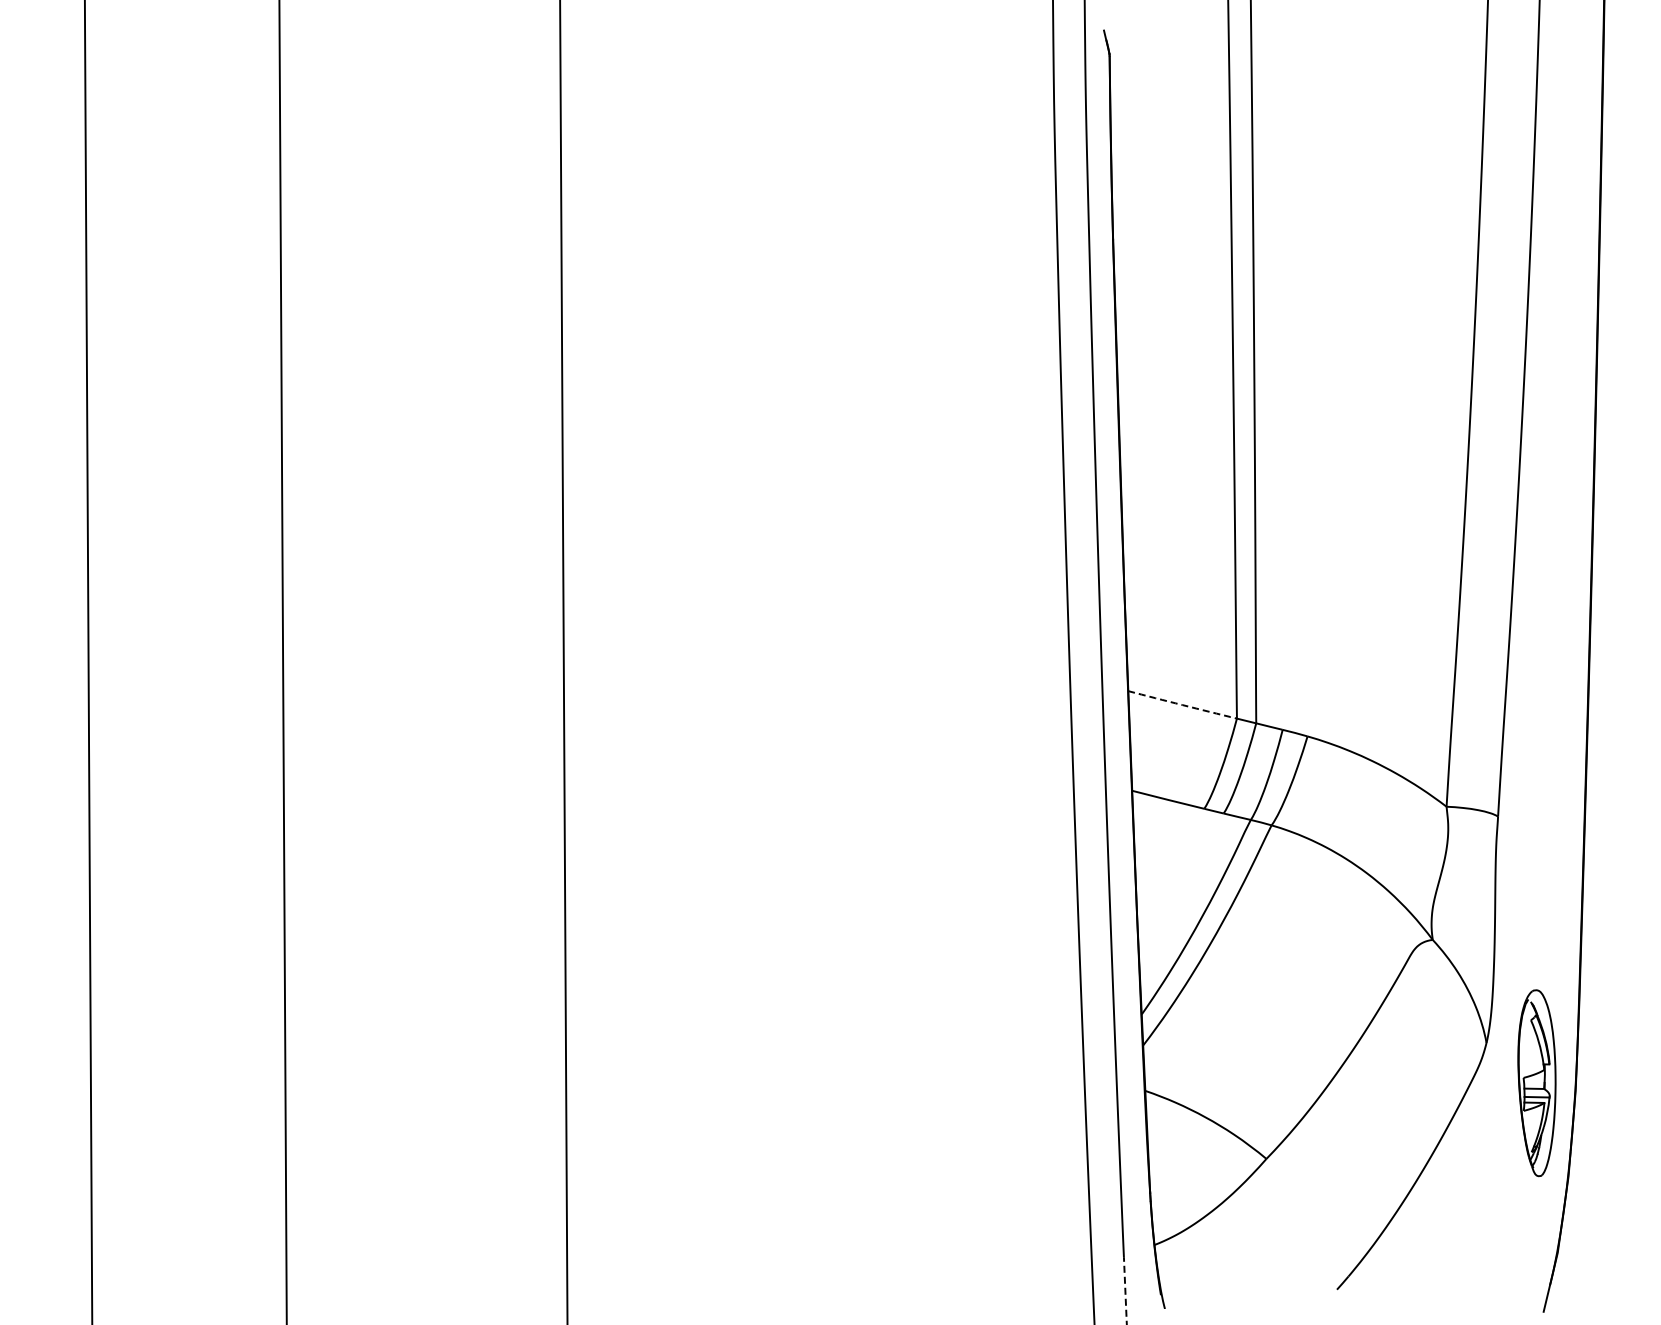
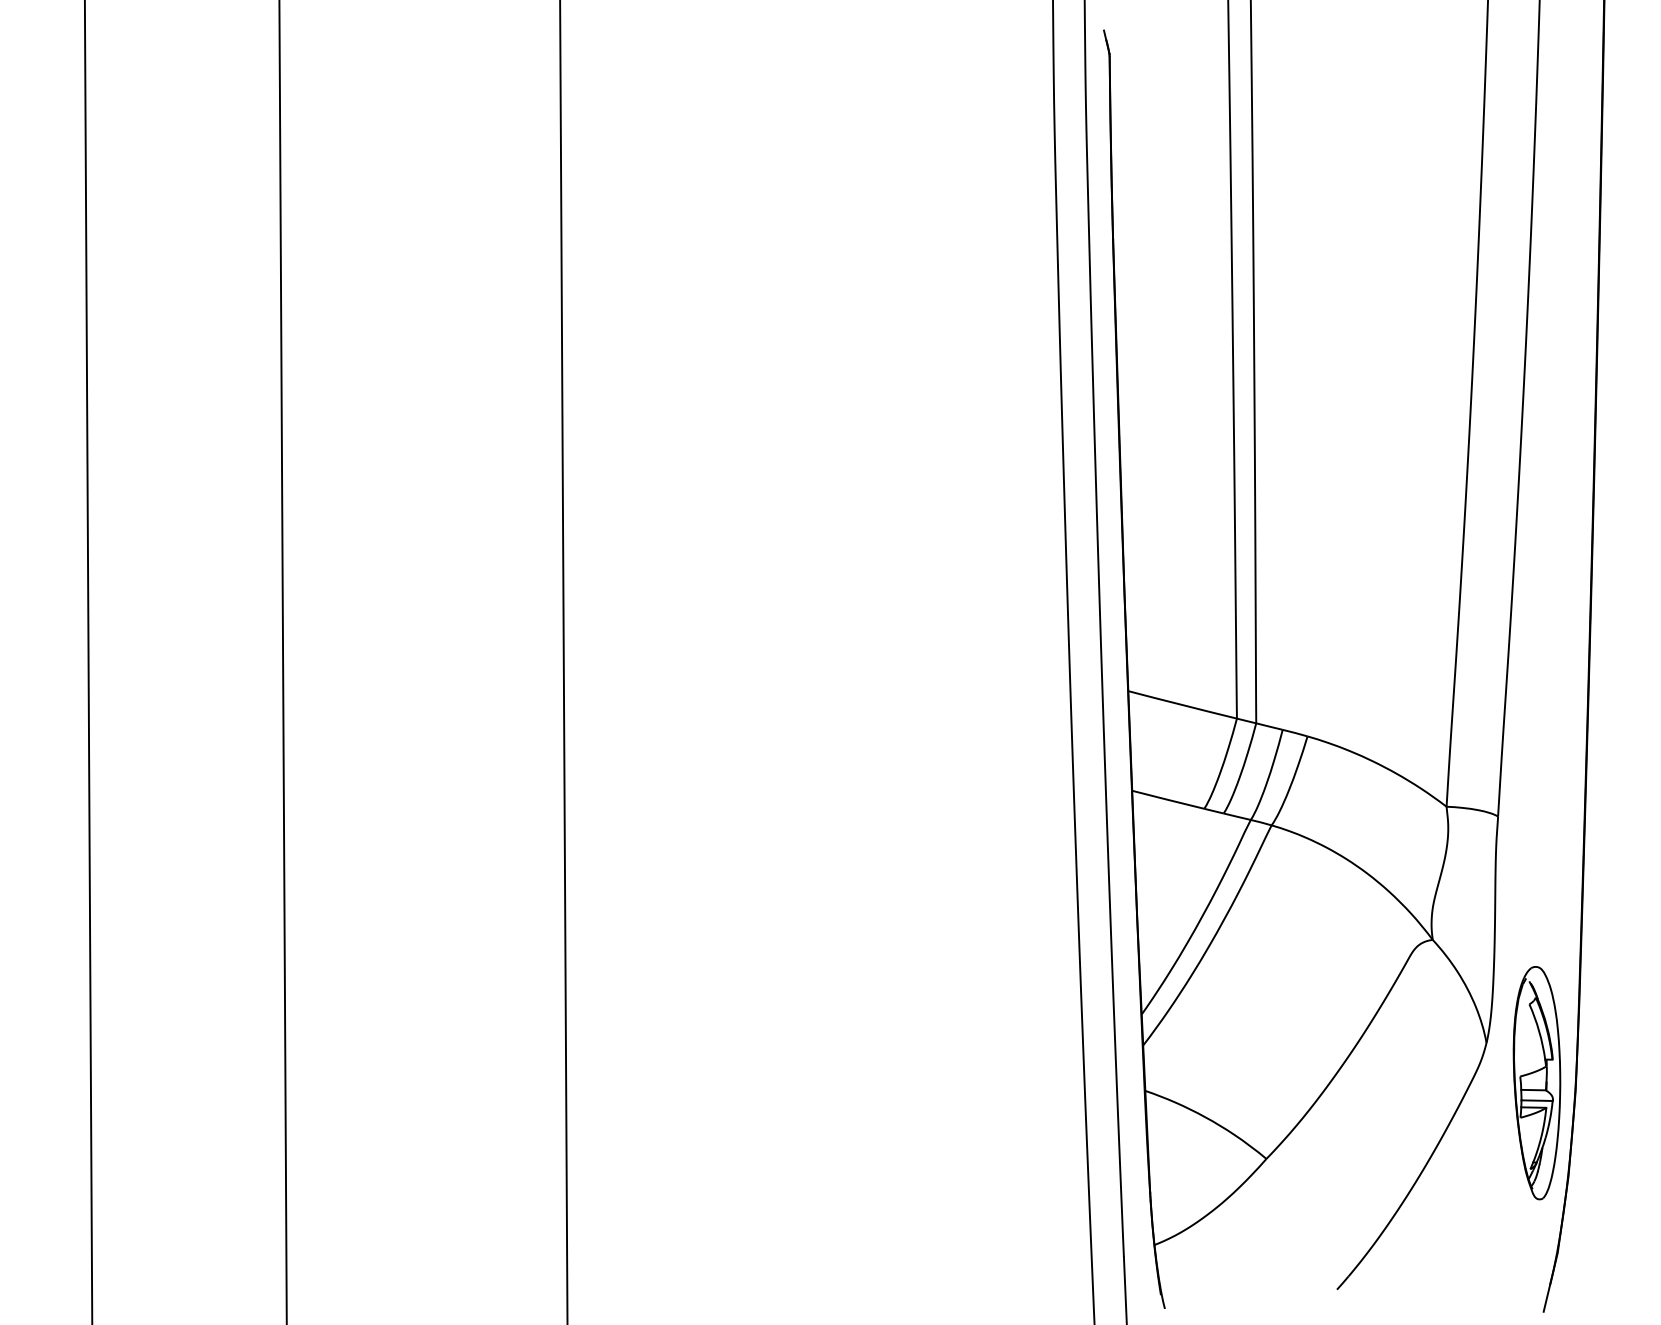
arc: dashed -> solid (1182, 705)
part size: 40x189 px -> 50x235 px (1536, 1083)
line: dashed -> solid (1125, 1290)
